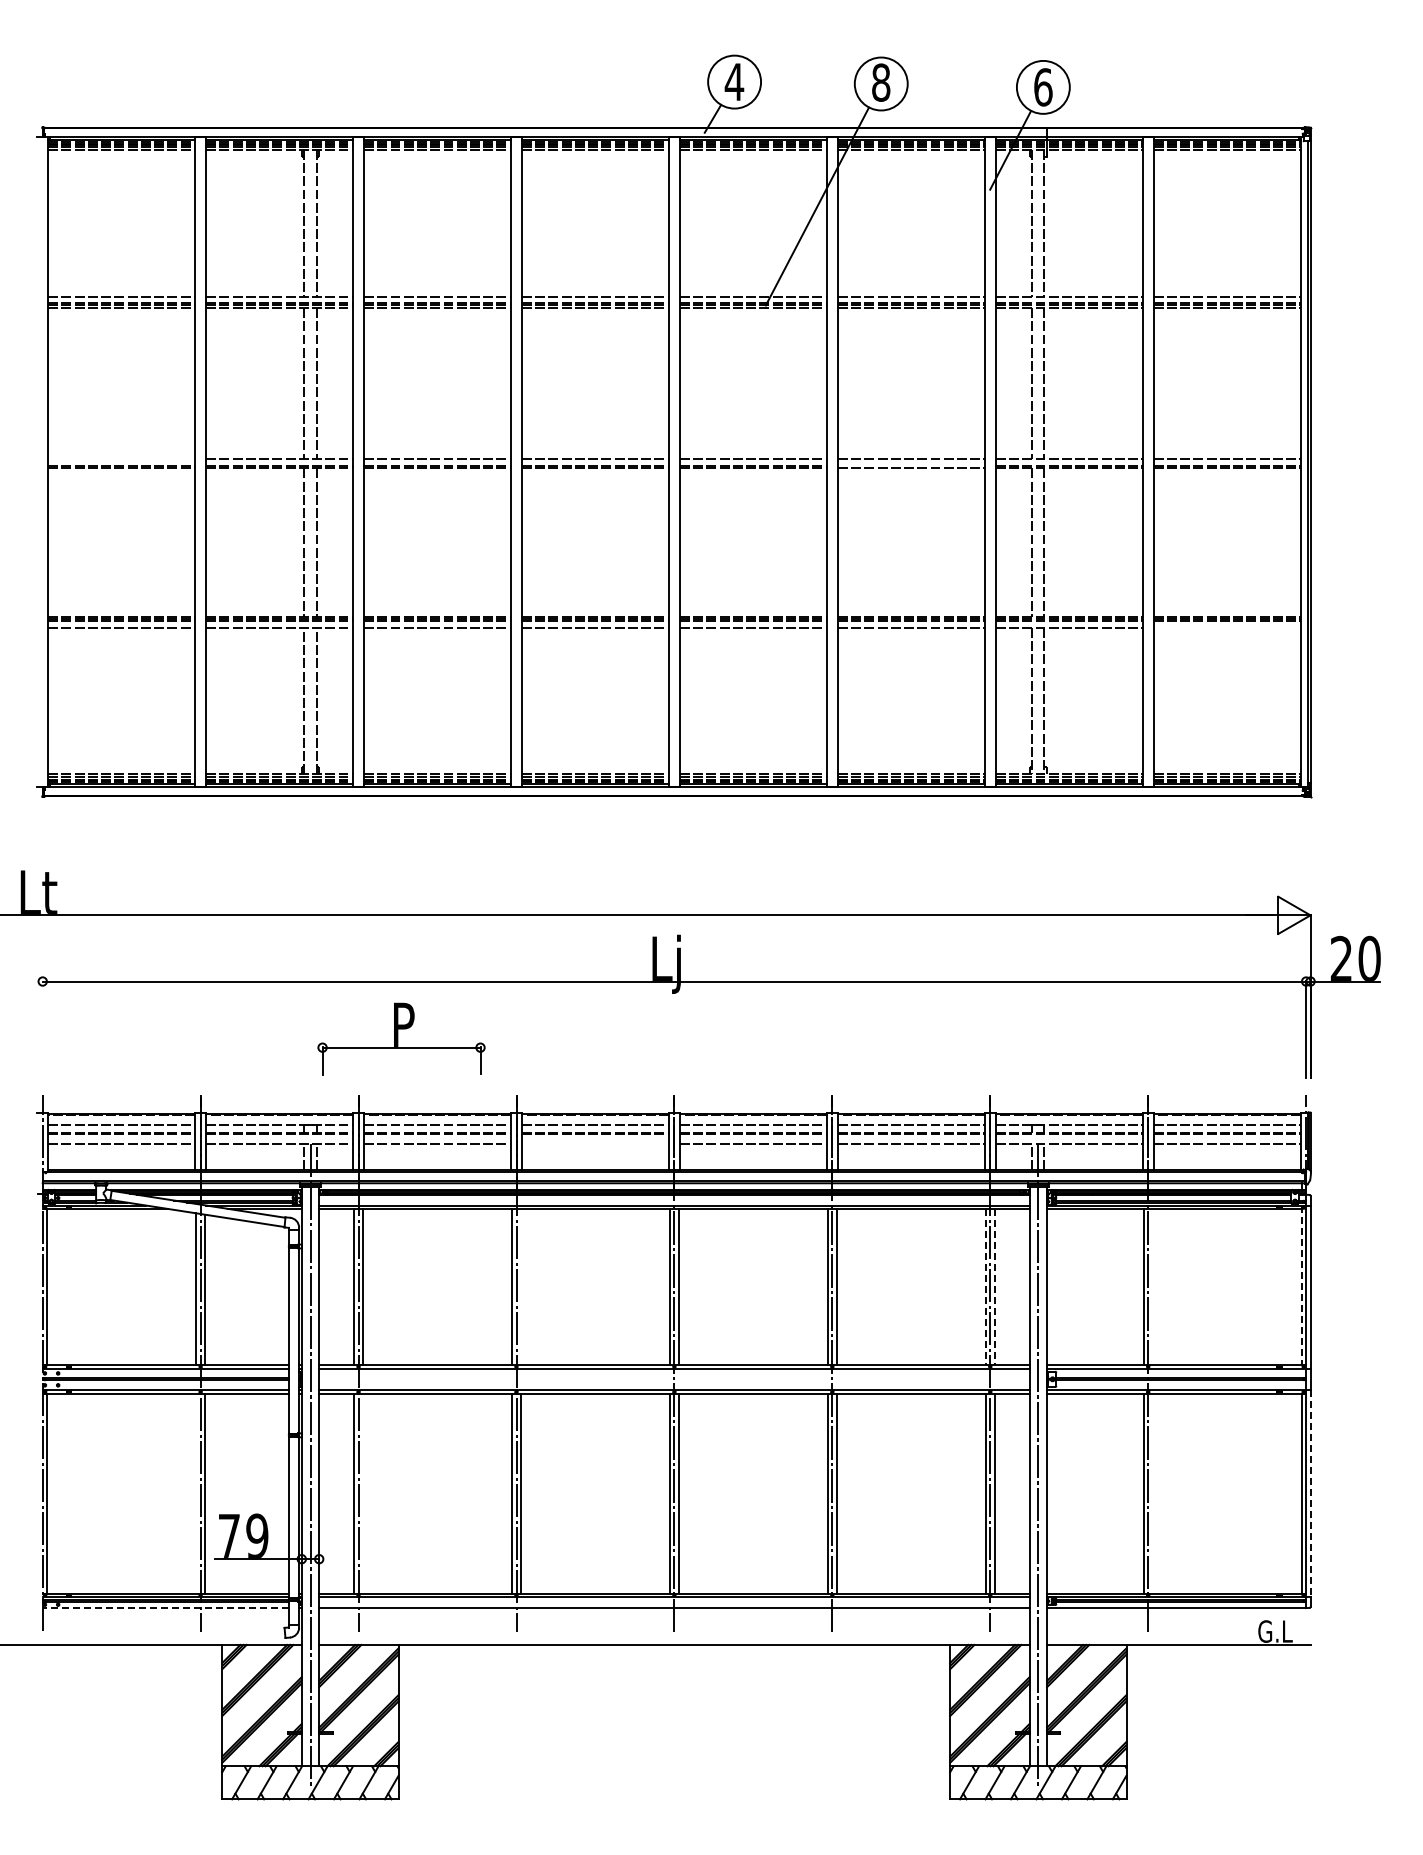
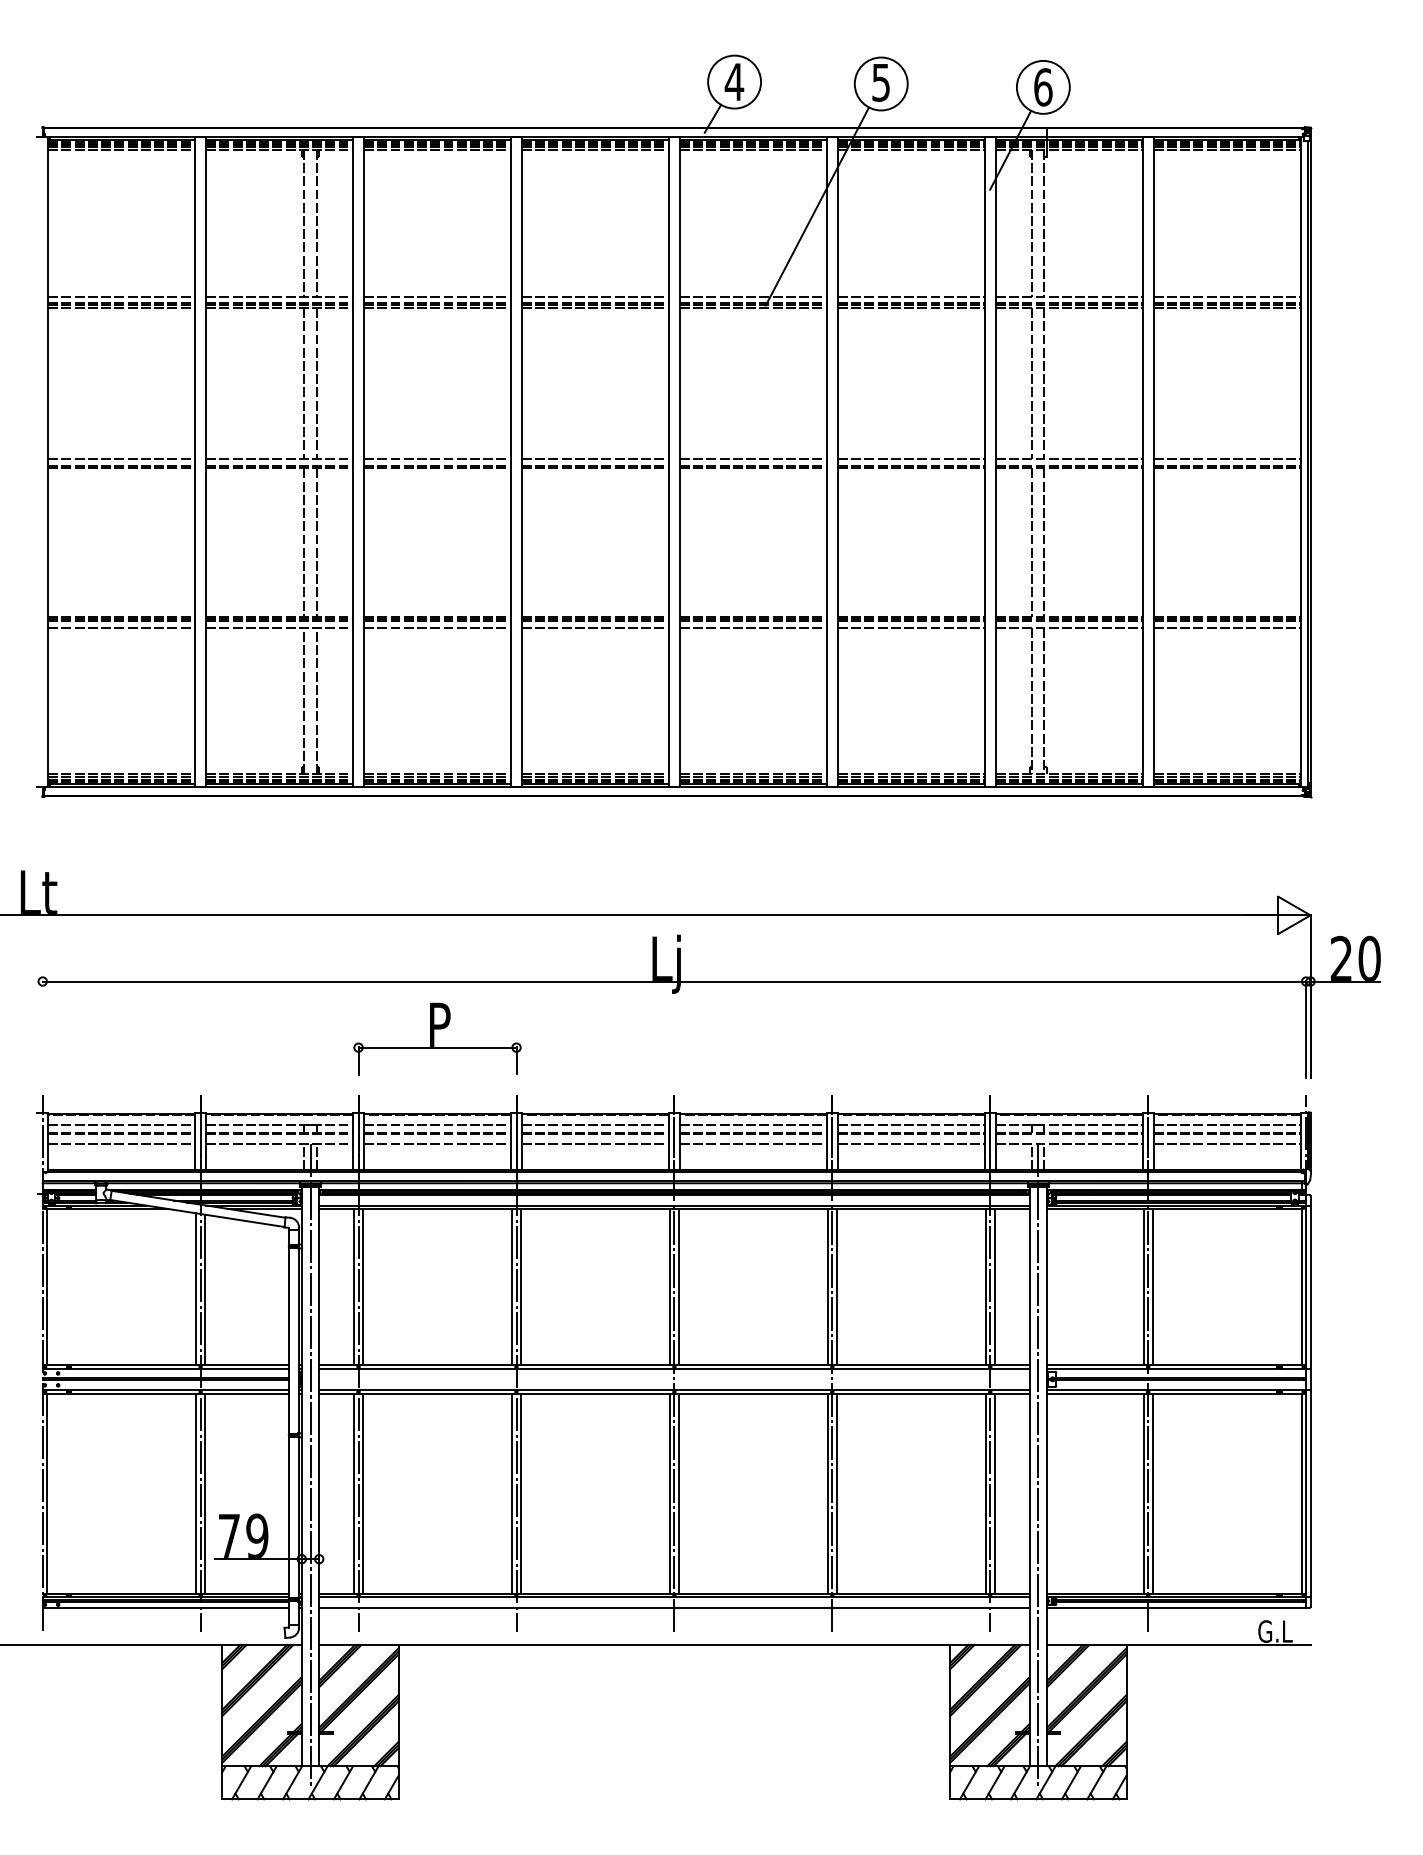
text: 8 -> 5 (881, 82)
line: none -> present (121, 458)
line: none -> present (910, 465)
line: none -> present (1226, 627)
part position: (401, 1038) -> (437, 1038) (437, 1038)
line: none -> present (595, 1143)
line: dashed -> solid (1301, 1285)
line: none -> present (520, 1286)
line: none -> present (1152, 1286)
line: dashed -> solid (985, 1287)
line: dashed -> solid (994, 1287)
line: none -> present (196, 1493)
line: none -> present (362, 1493)
line: none -> present (1152, 1493)
line: dashed -> solid (1310, 1493)
line: dashed -> solid (165, 1608)
